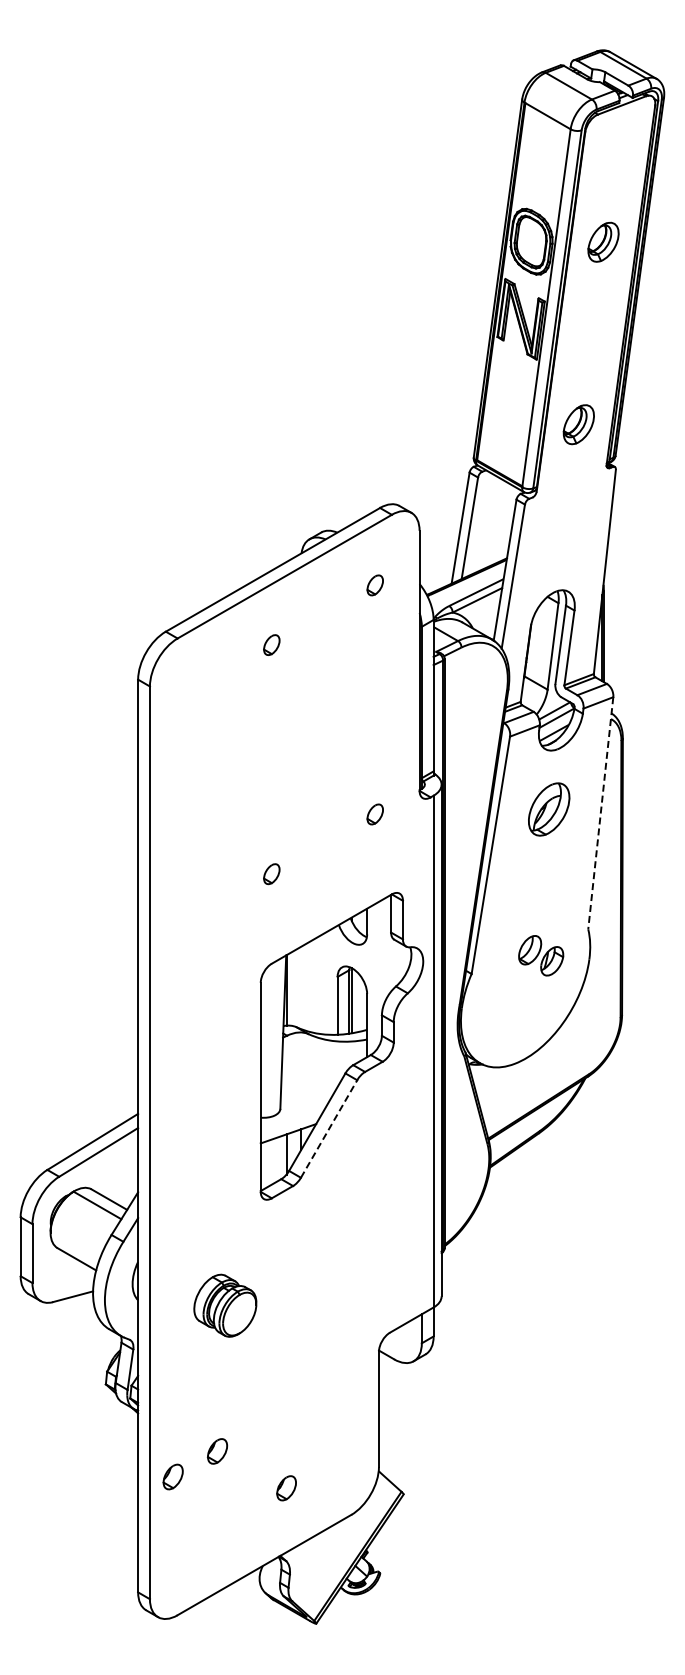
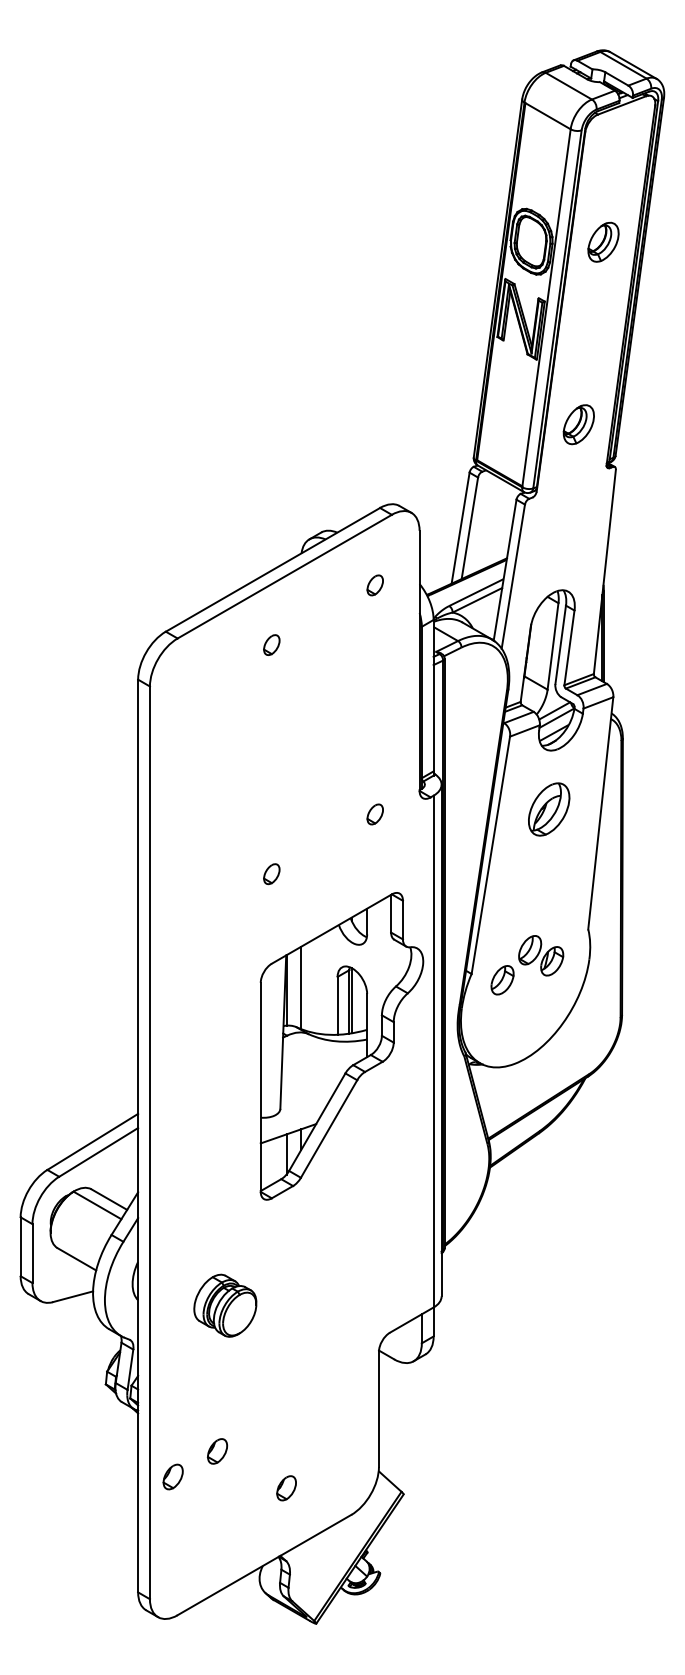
line: dashed -> solid (600, 813)
part: none -> present (502, 980)
line: none -> present (301, 987)
line: dashed -> solid (329, 1128)
